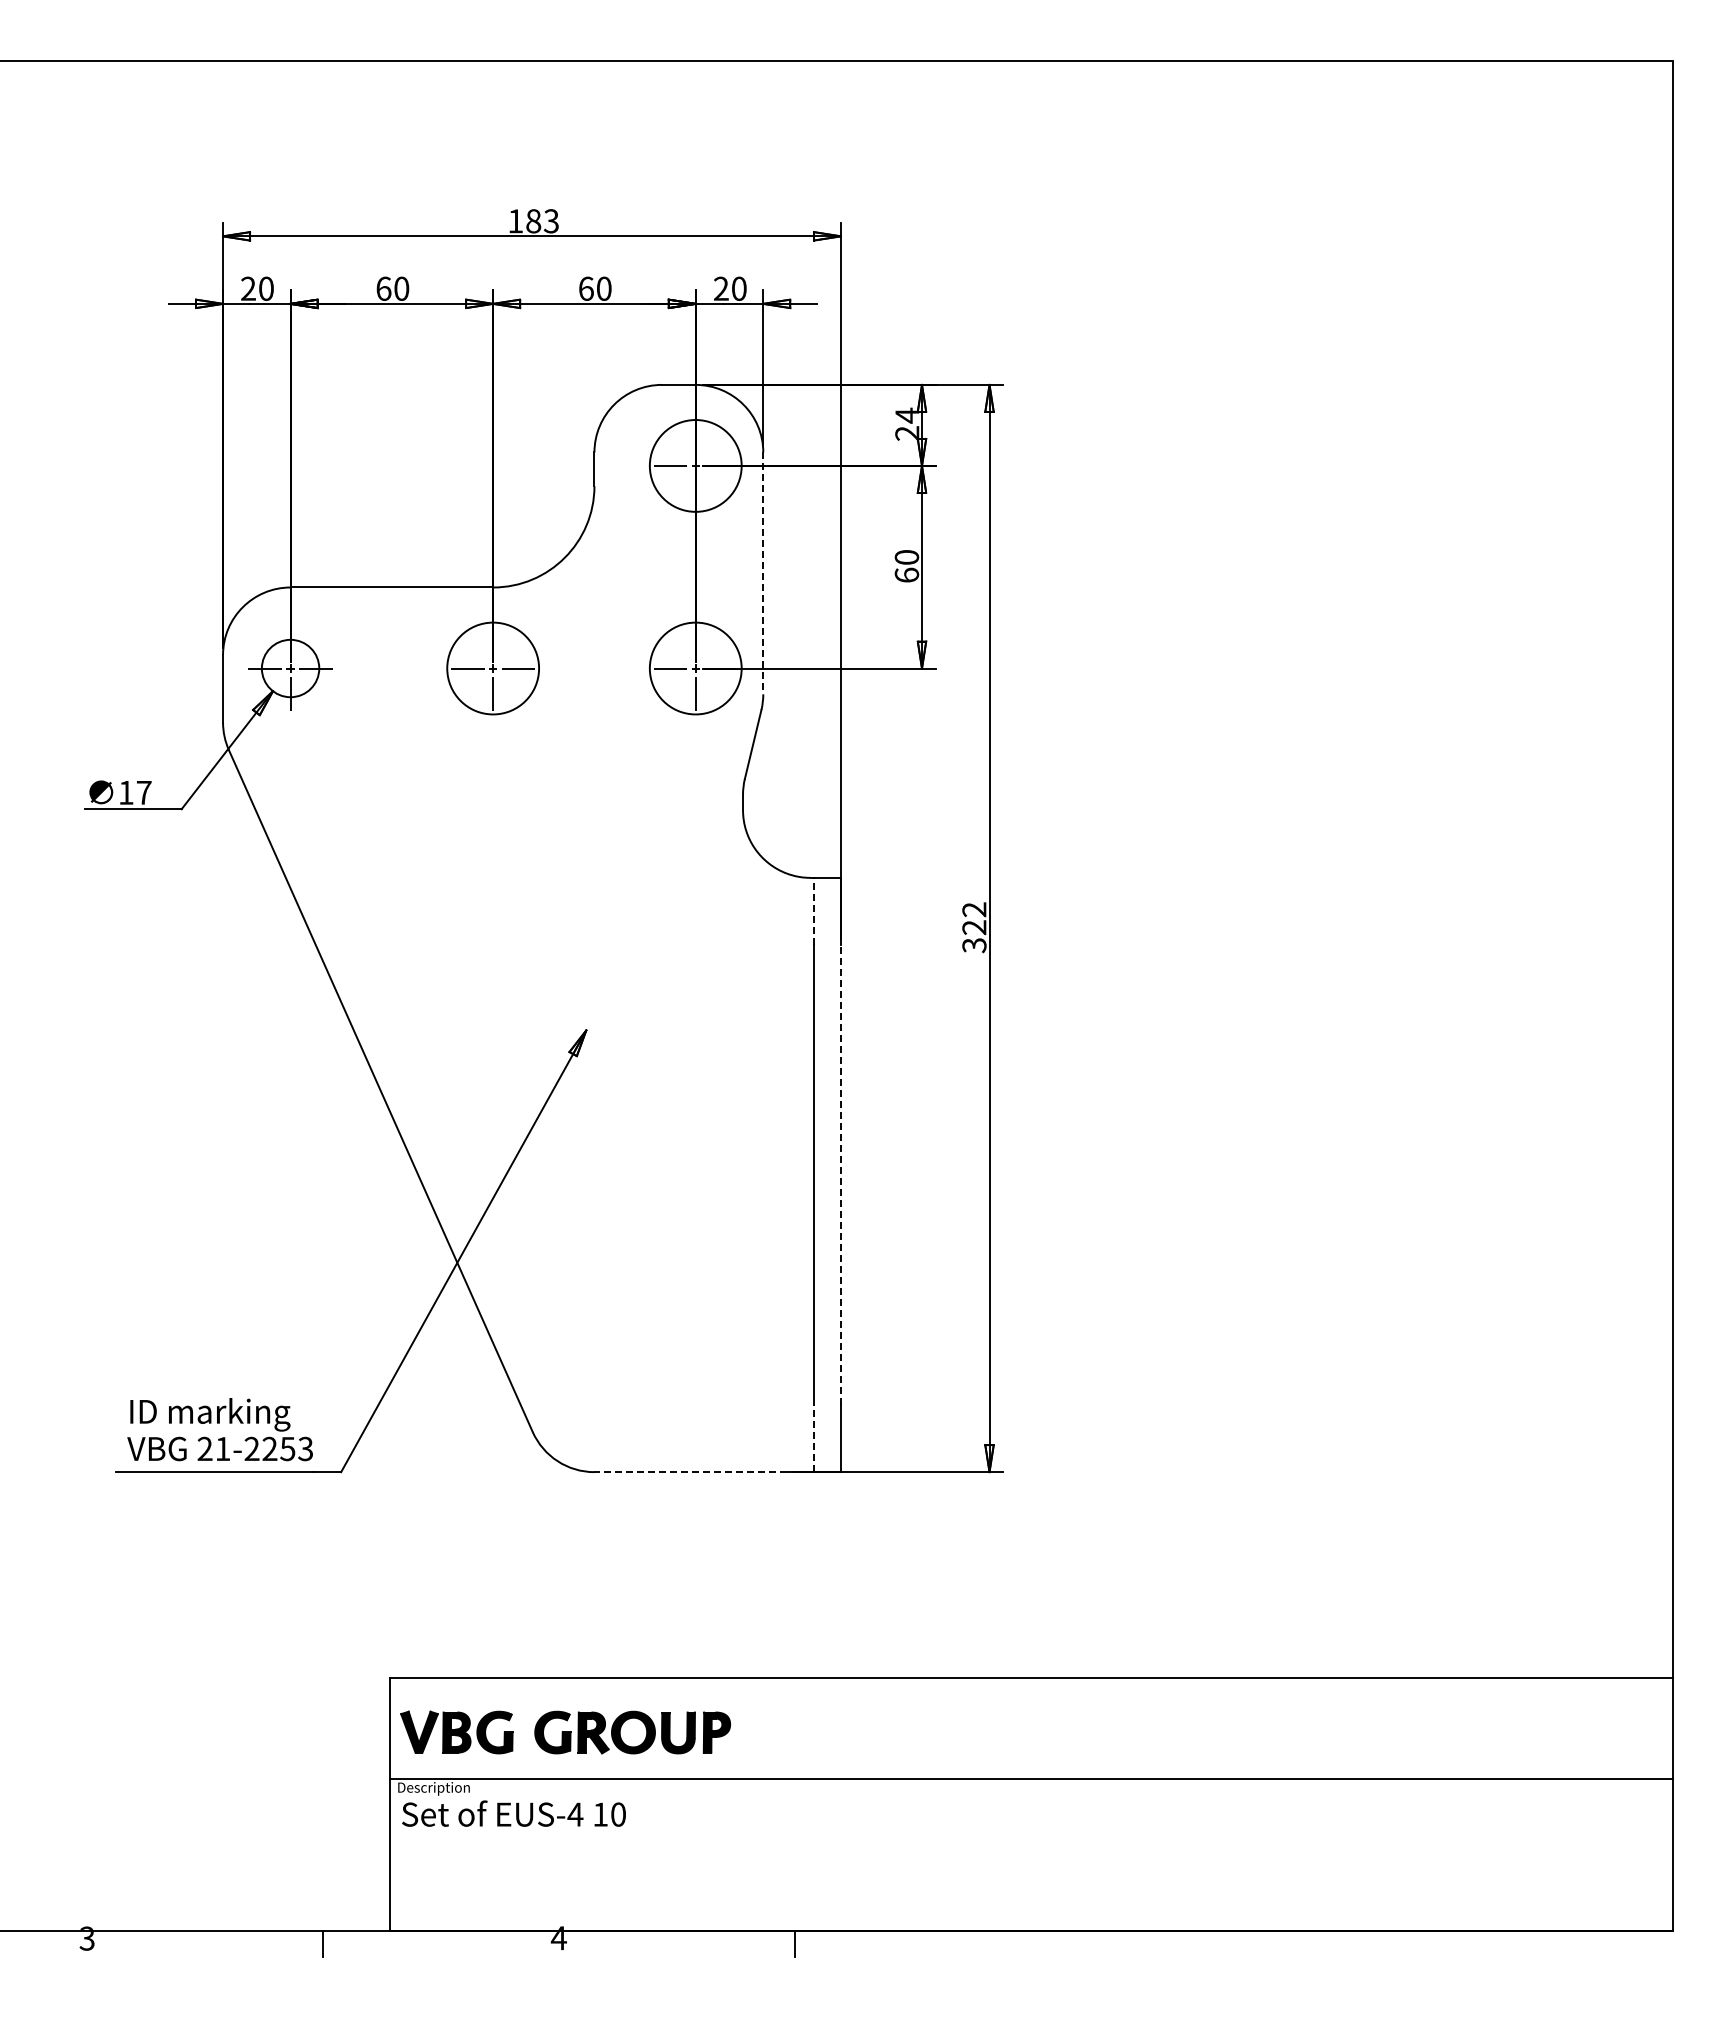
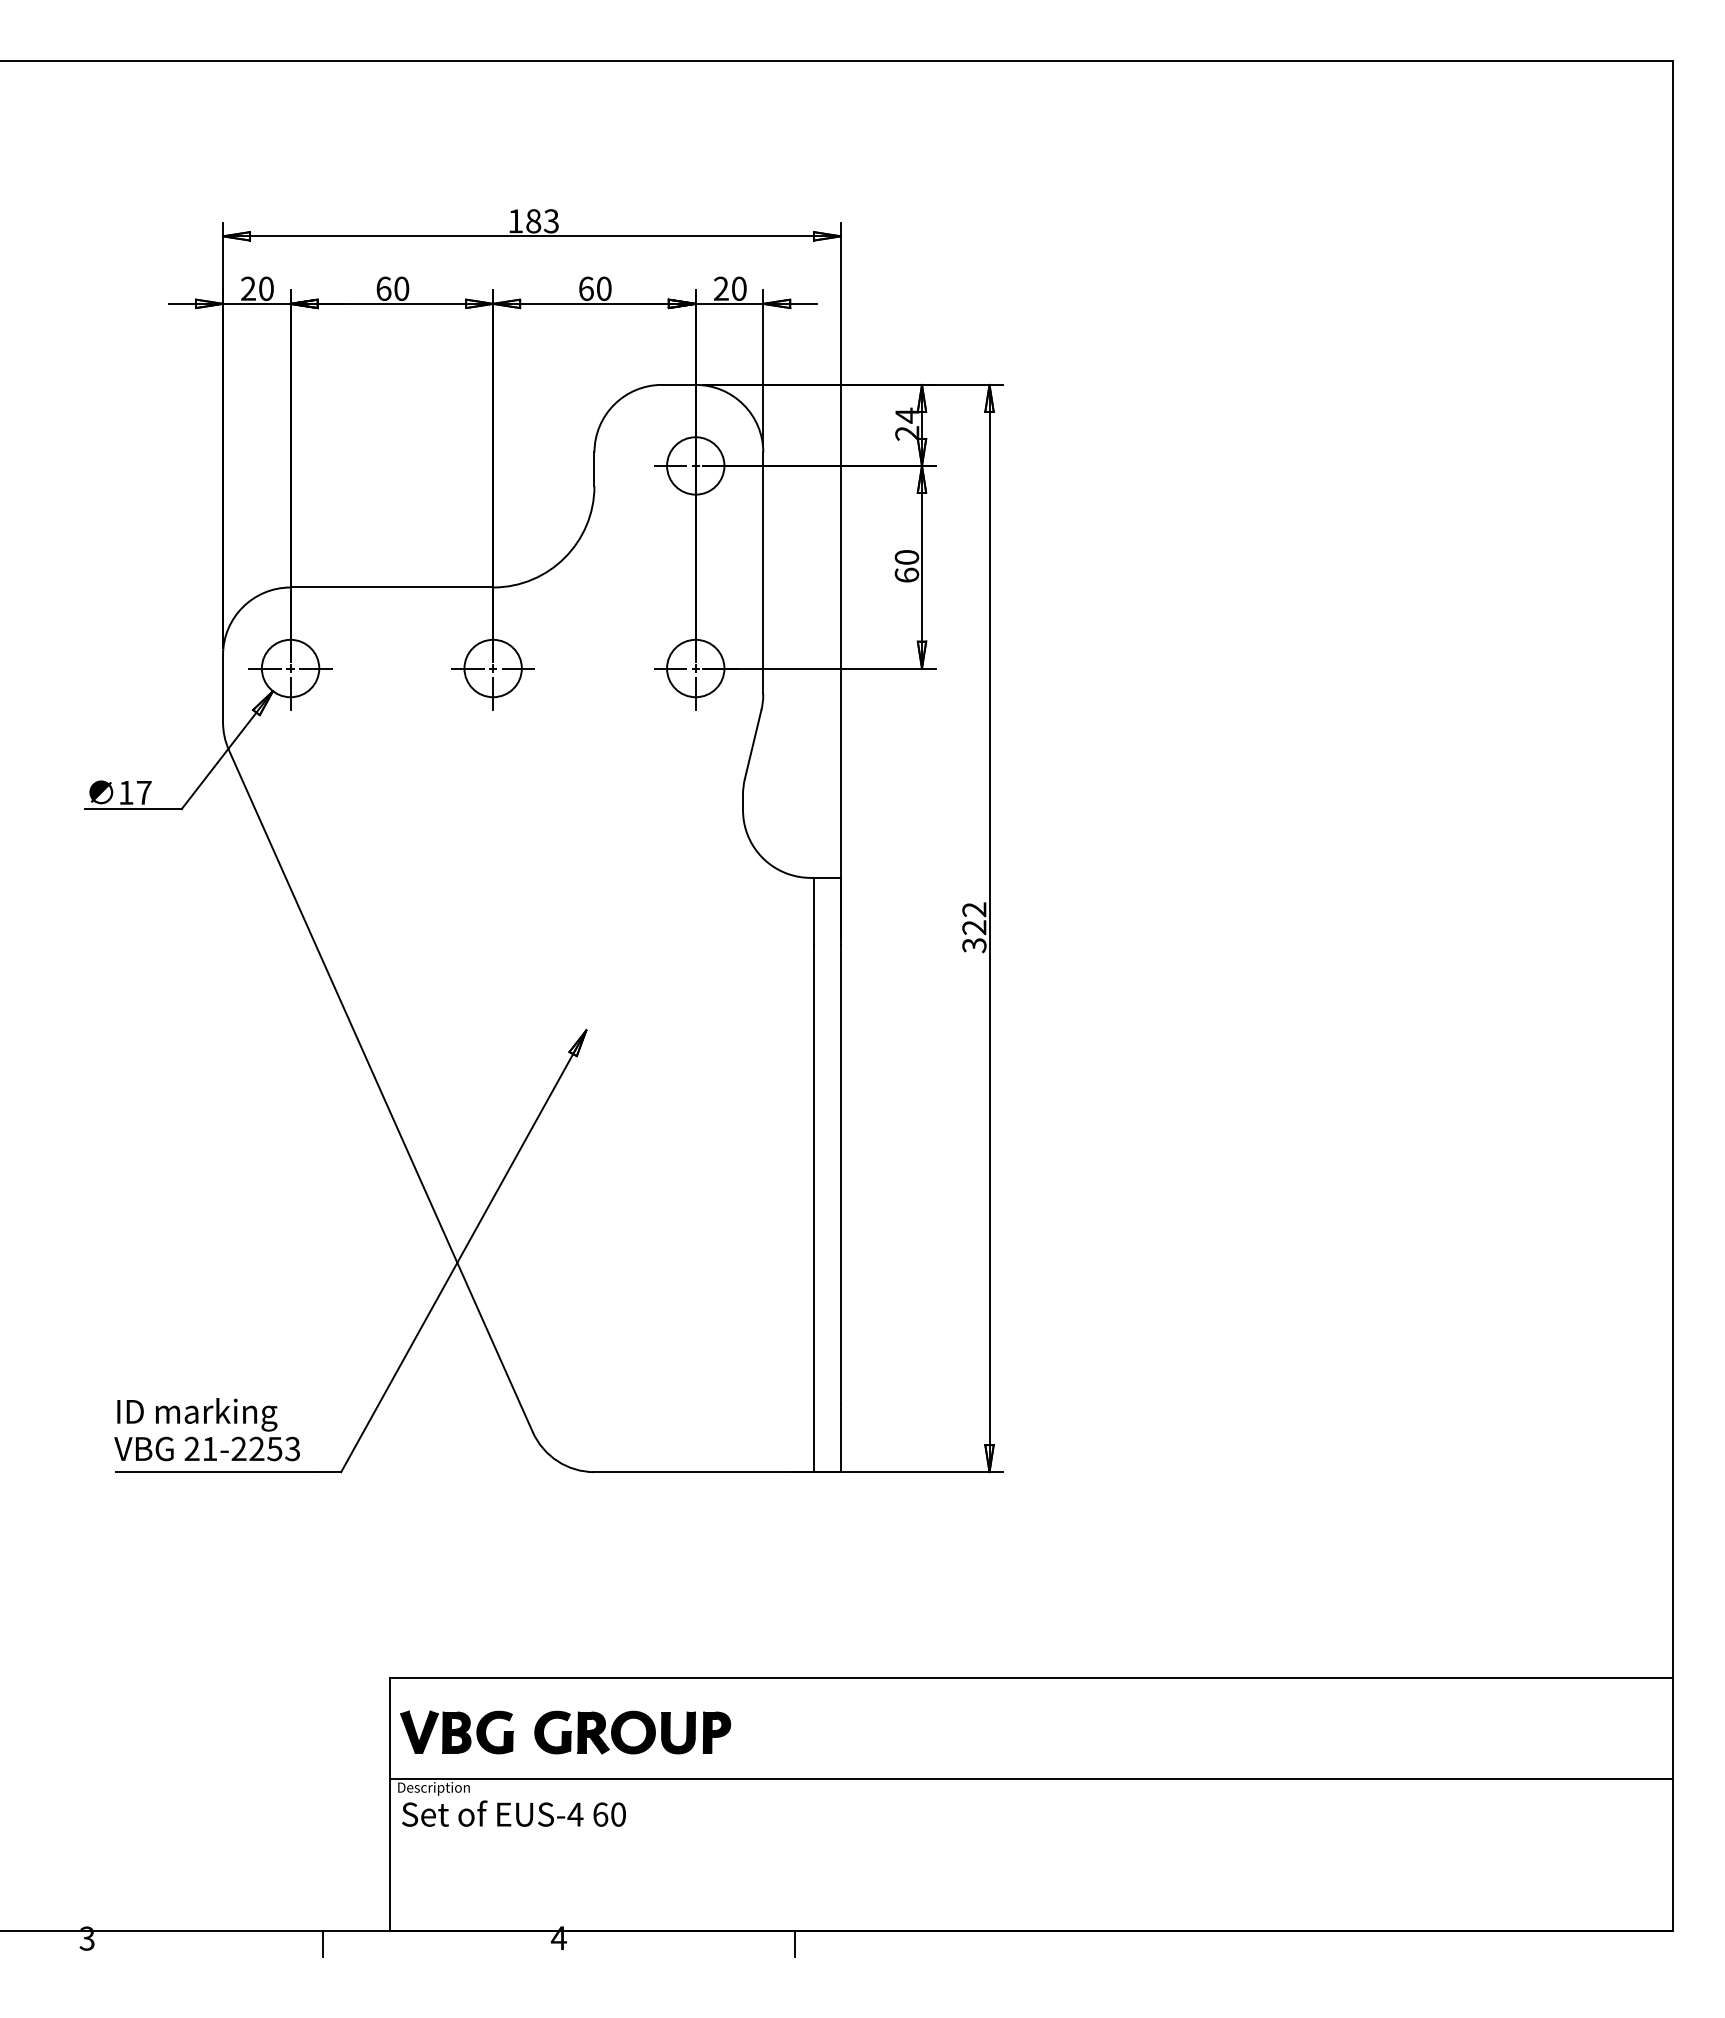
circle diameter: 92 px -> 57 px (695, 465)
line: dashed -> solid (763, 573)
circle diameter: 92 px -> 57 px (492, 668)
circle diameter: 92 px -> 57 px (695, 668)
line: dashed -> solid (813, 911)
line: dashed -> solid (840, 1175)
text position: (219, 1429) -> (206, 1429) (206, 1429)
line: dashed -> solid (813, 1438)
line: dashed -> solid (690, 1472)
text: 10 -> 60 (600, 1814)
